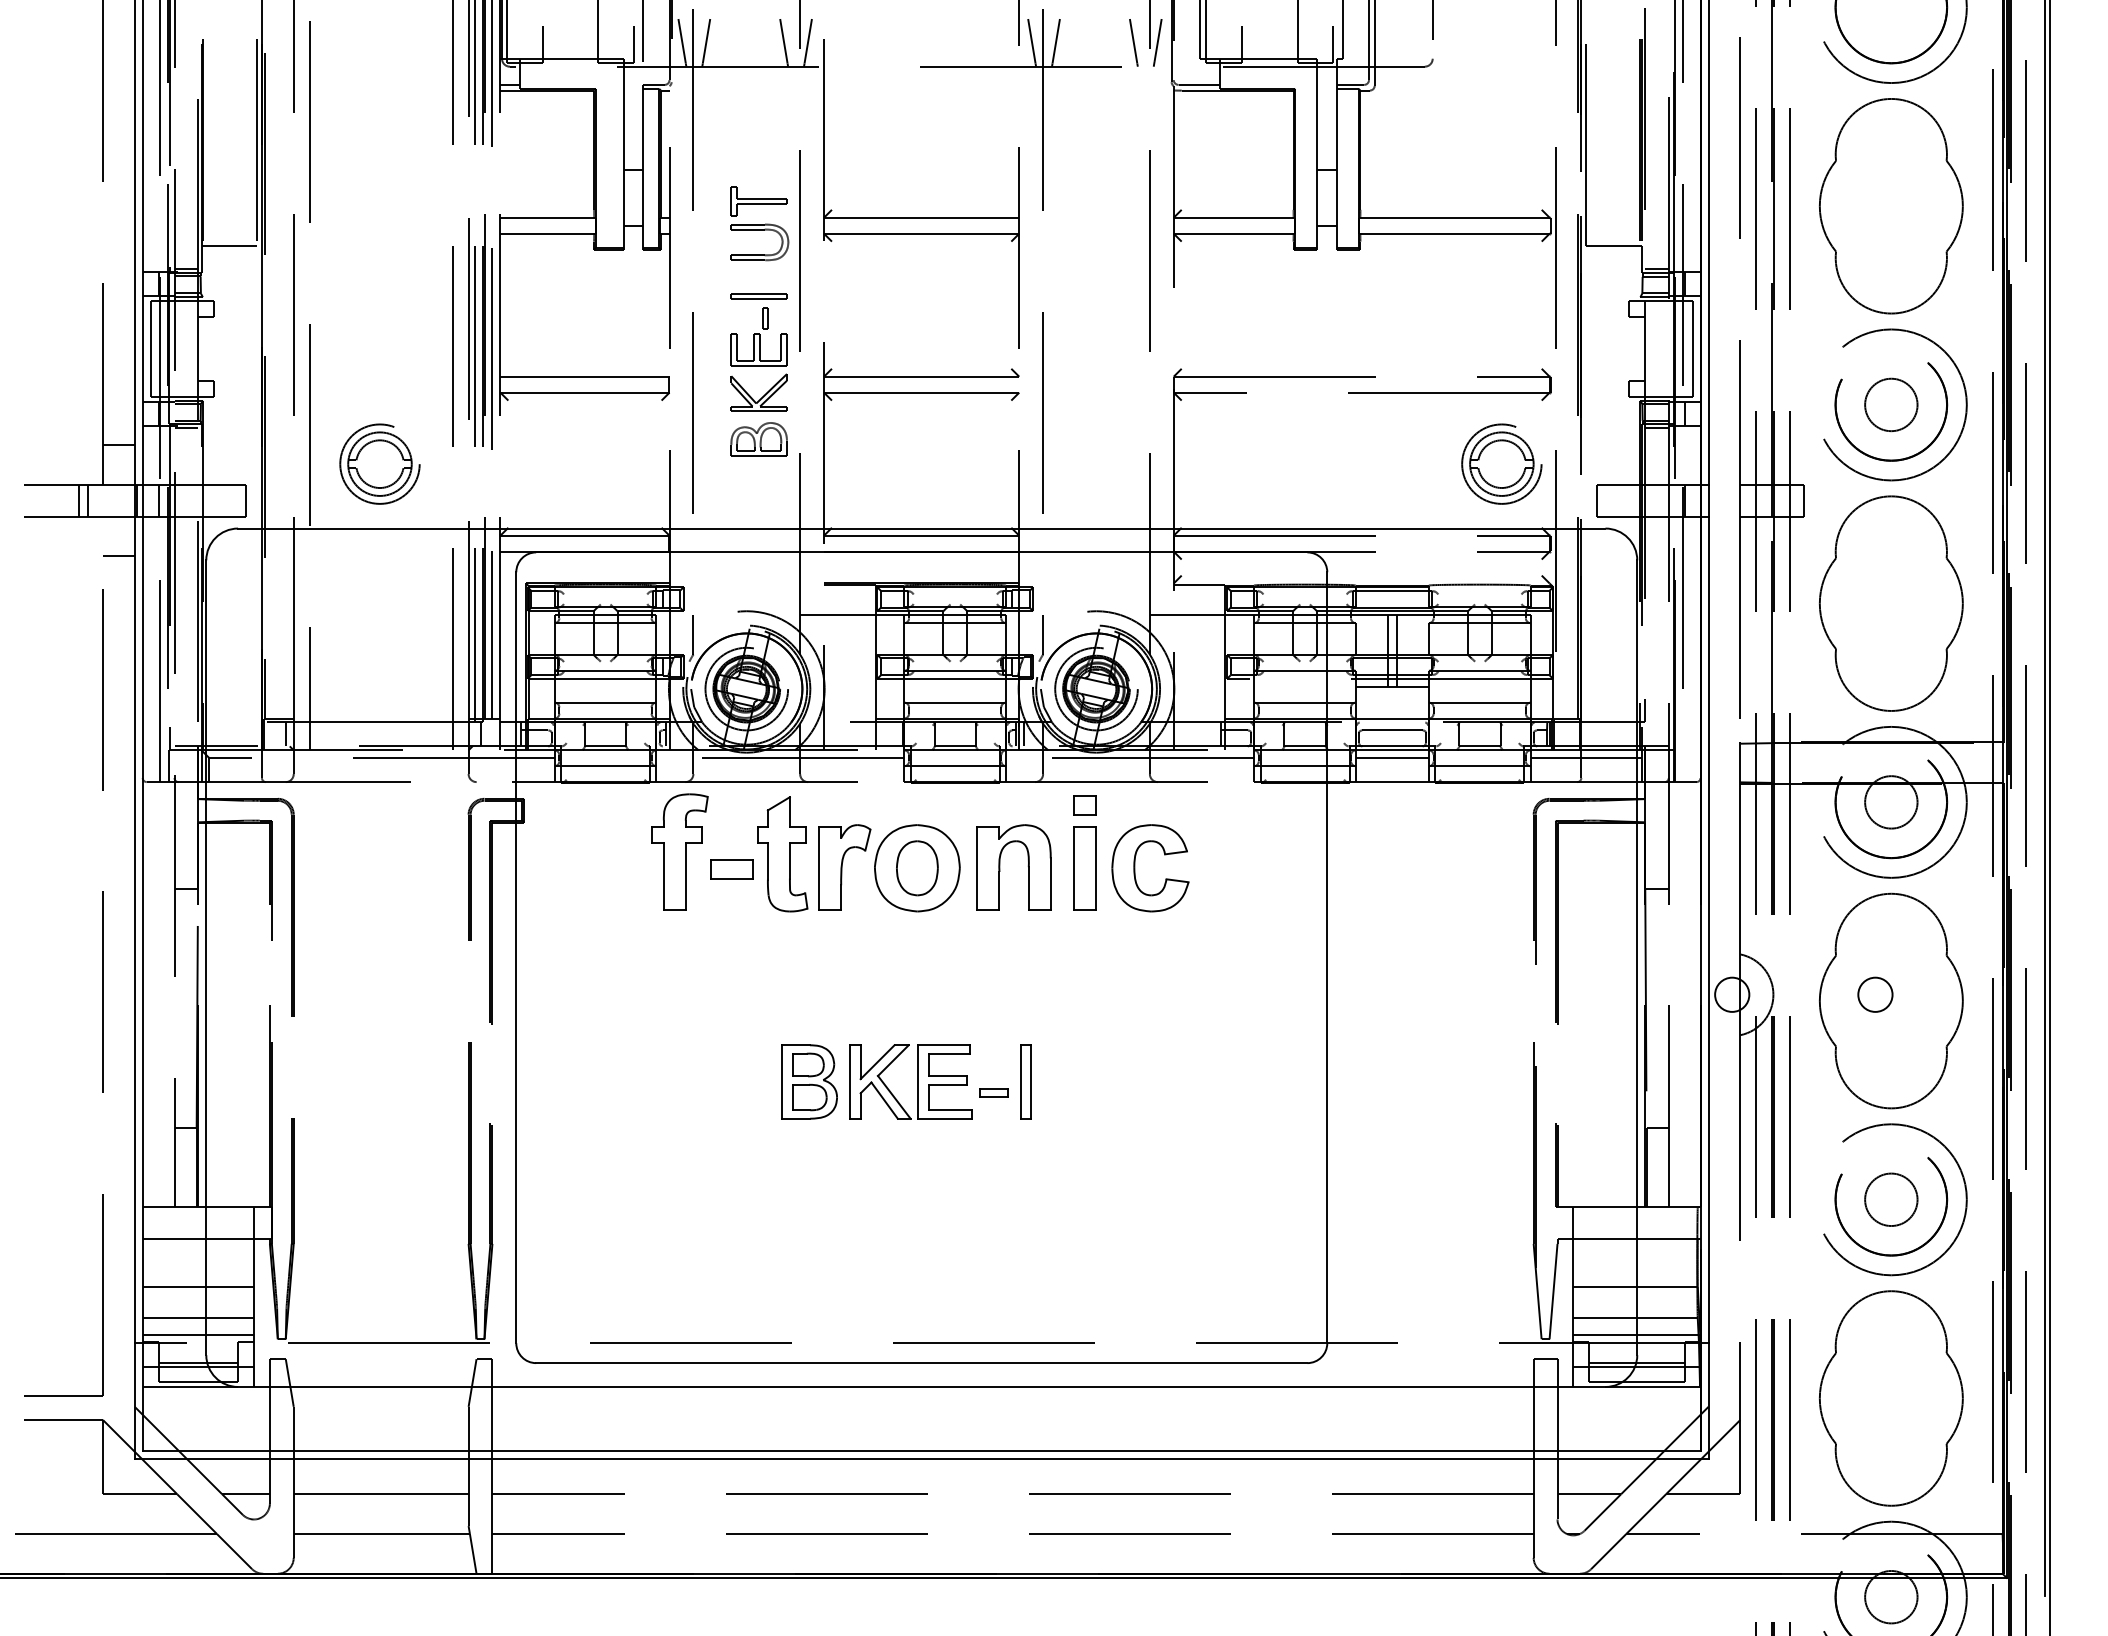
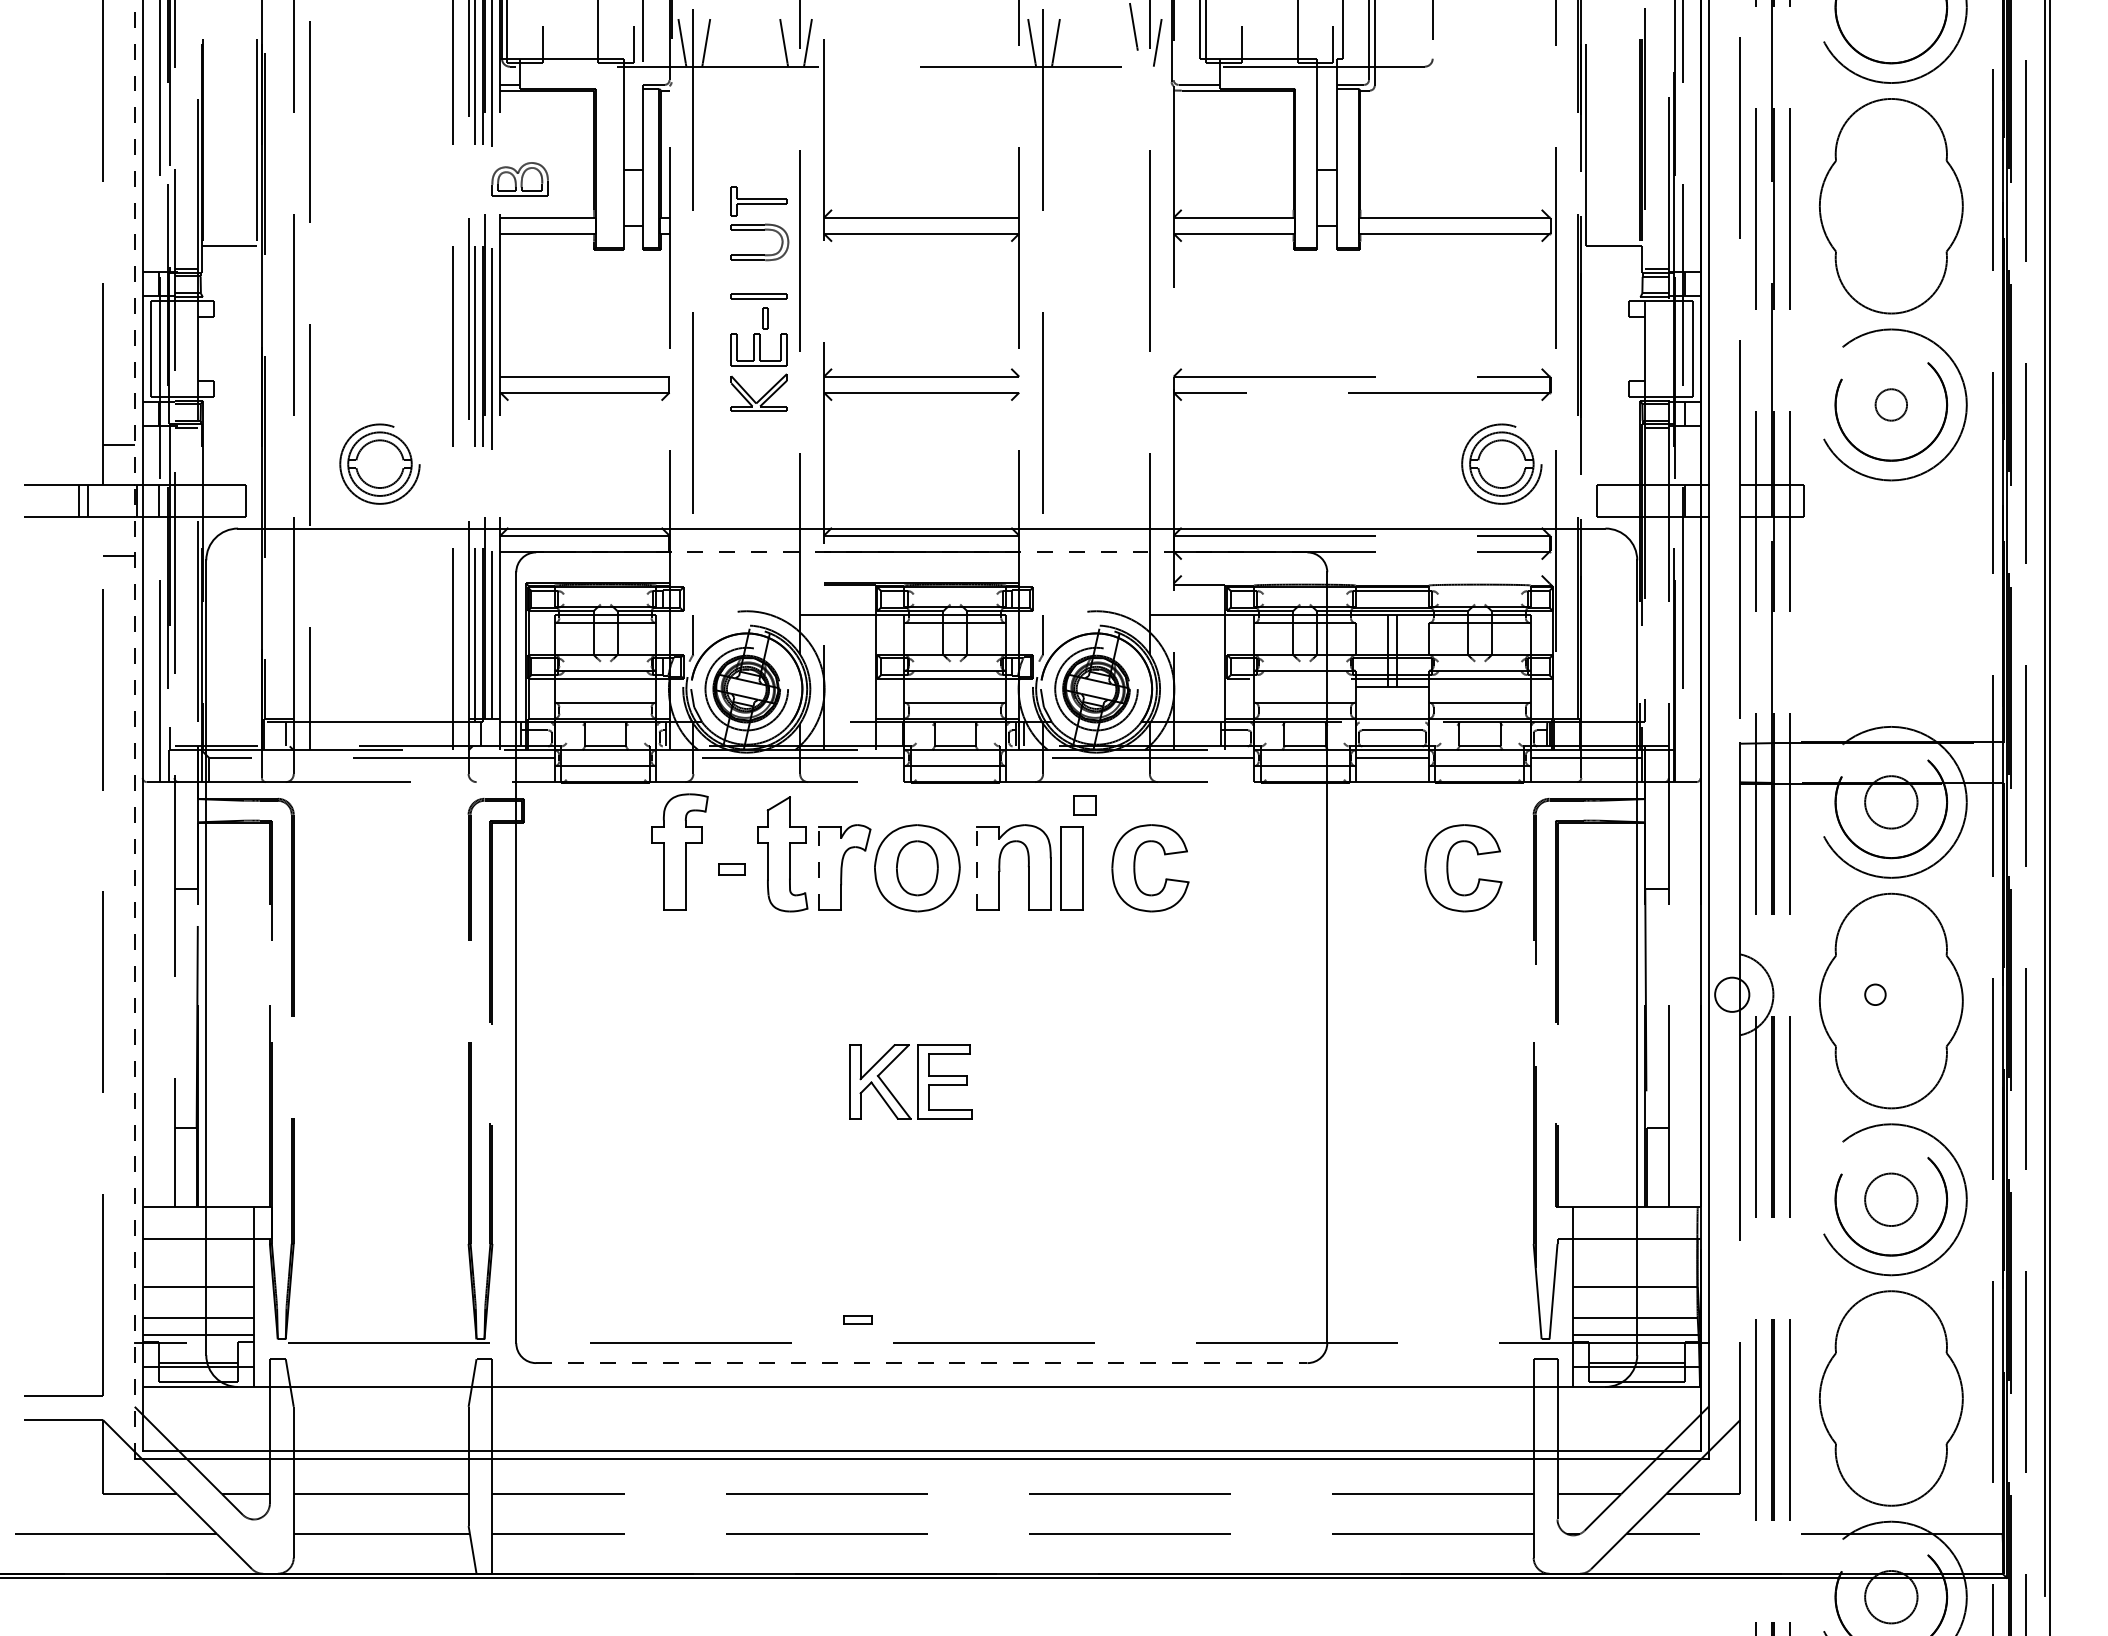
line position: (1133, 42) -> (1133, 26) (1133, 26)
circle diameter: 52 px -> 31 px (1891, 404)
part position: (758, 439) -> (519, 179) (519, 179)
line: solid -> dashed (921, 552)
part: present -> none (1890, 603)
line: solid -> dashed (134, 729)
line: solid -> dashed (819, 868)
line: solid -> dashed (977, 868)
part position: (1084, 868) -> (1071, 868) (1071, 868)
part: none -> present (1448, 868)
part size: 44x21 px -> 28x13 px (731, 869)
circle diameter: 34 px -> 21 px (1875, 994)
part: present -> none (809, 1081)
part: present -> none (1025, 1081)
part position: (993, 1092) -> (857, 1319) (857, 1319)
line: solid -> dashed (921, 1363)
